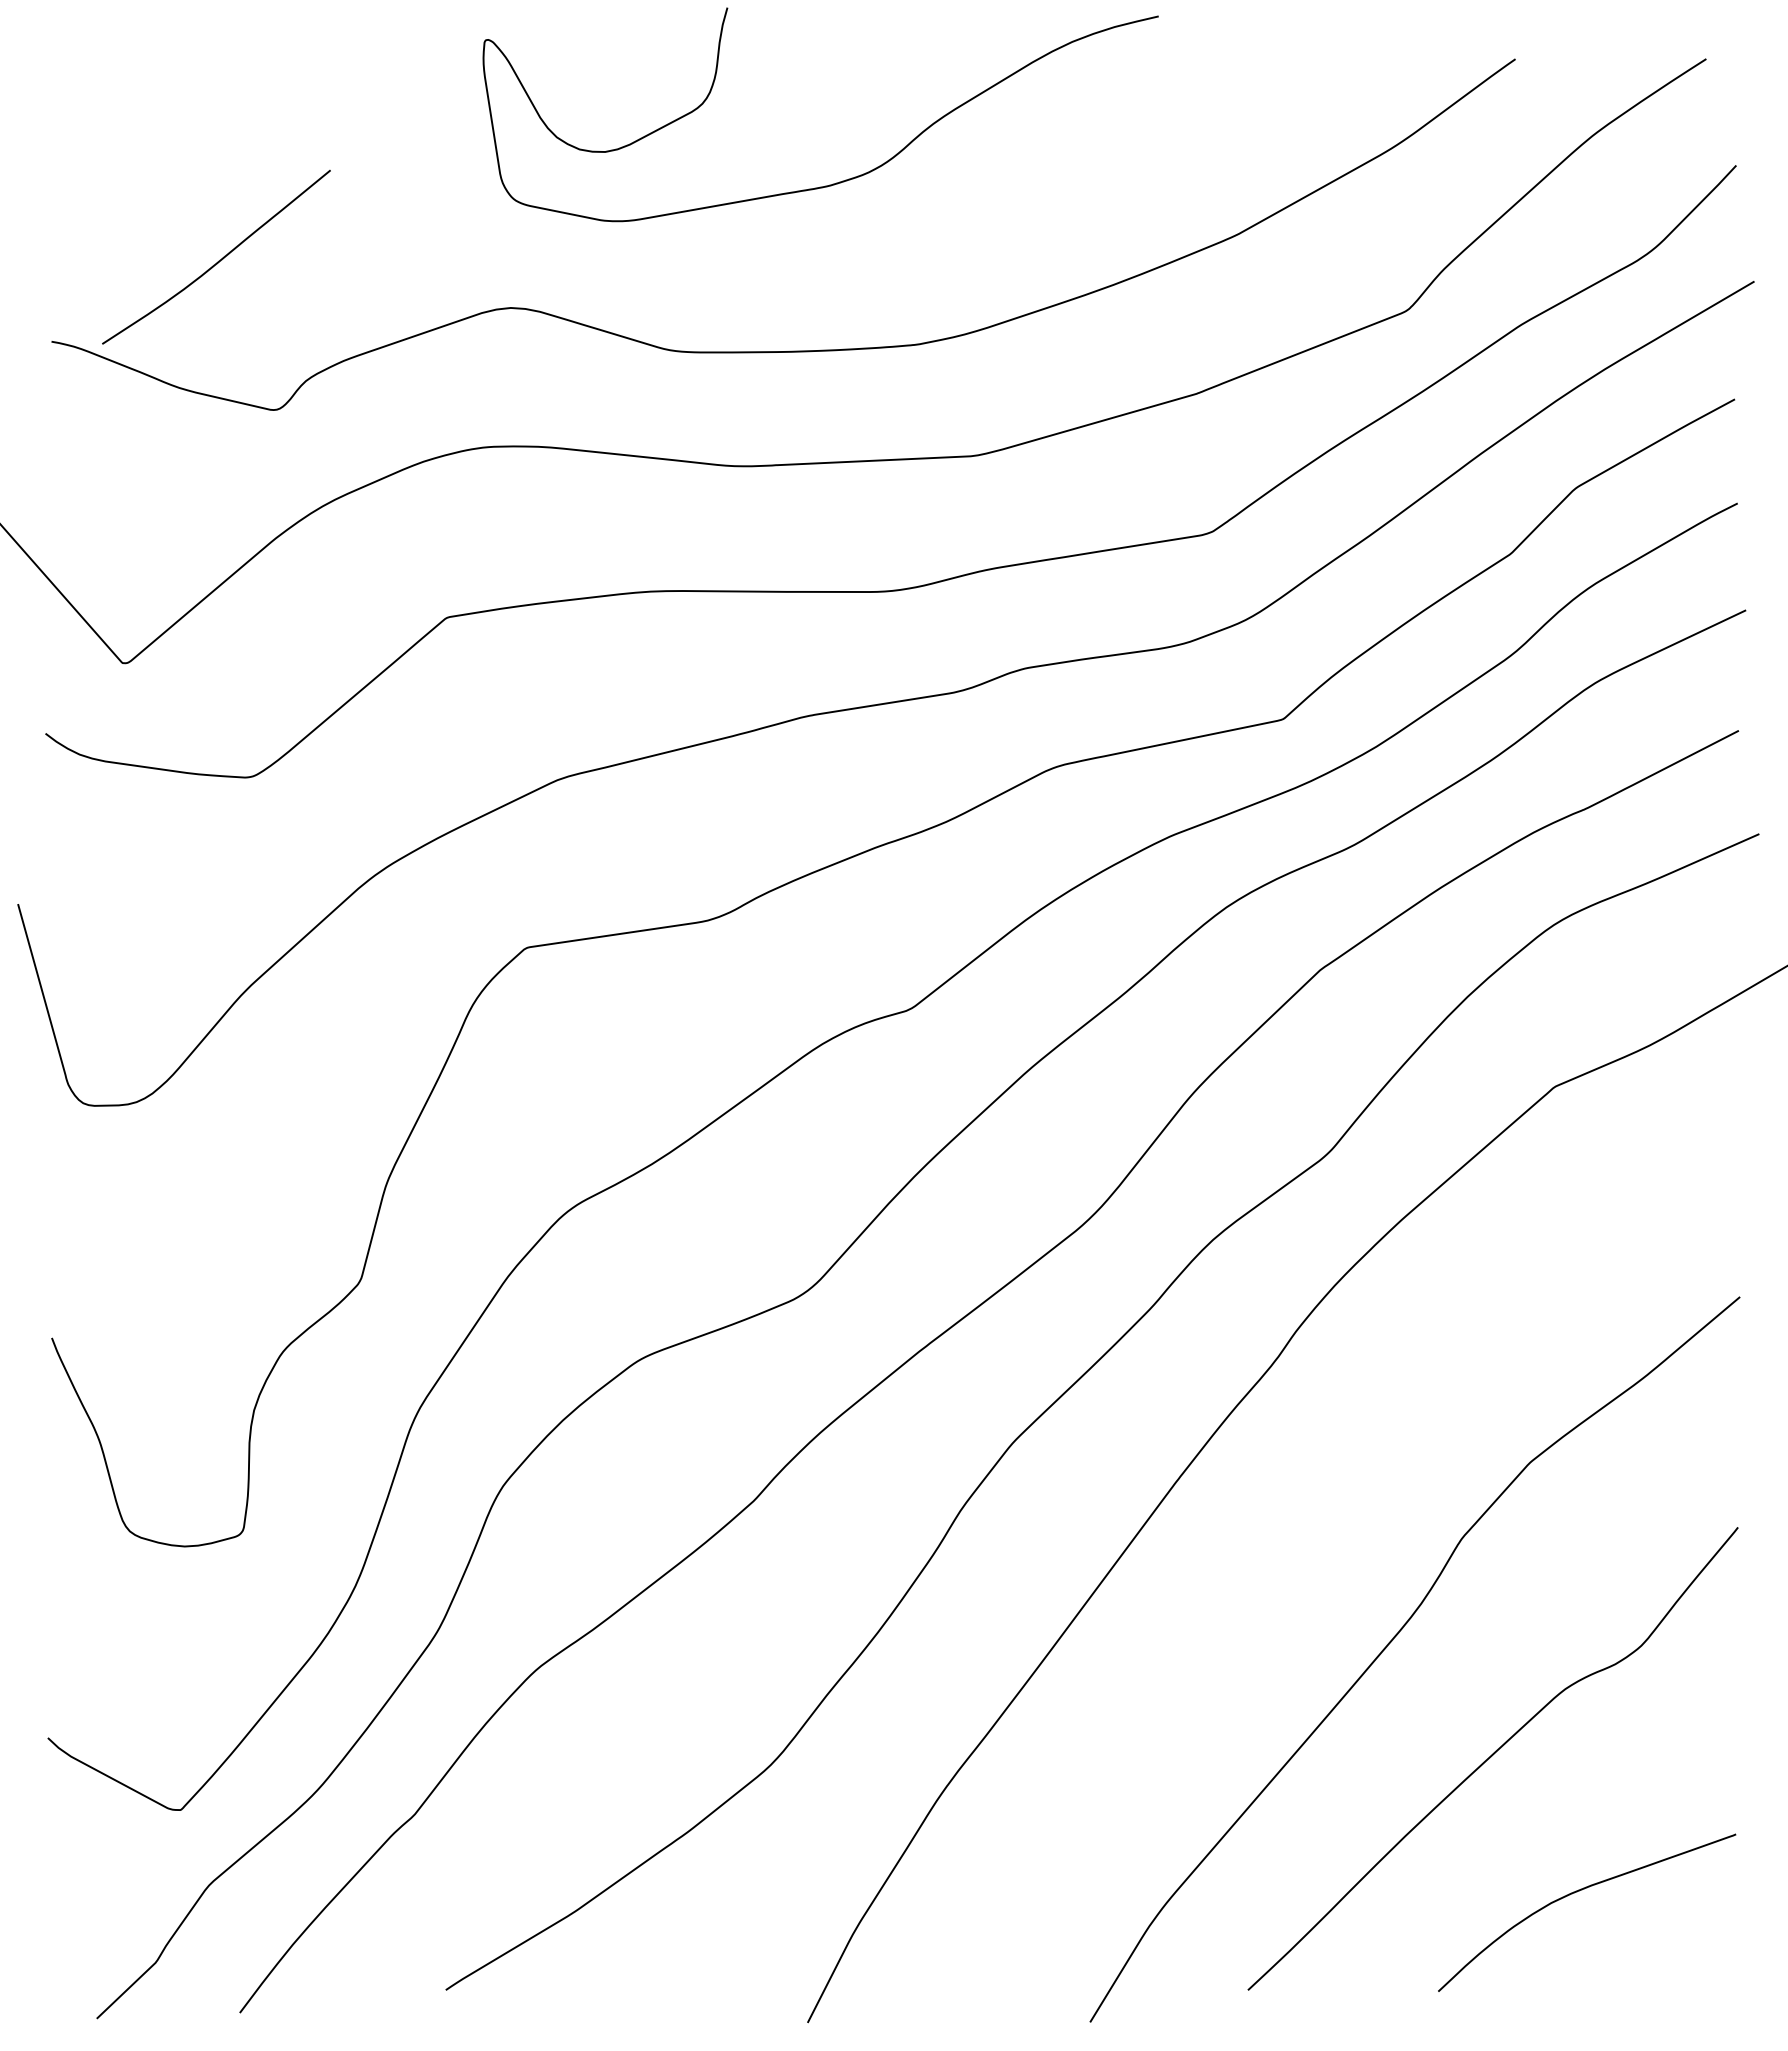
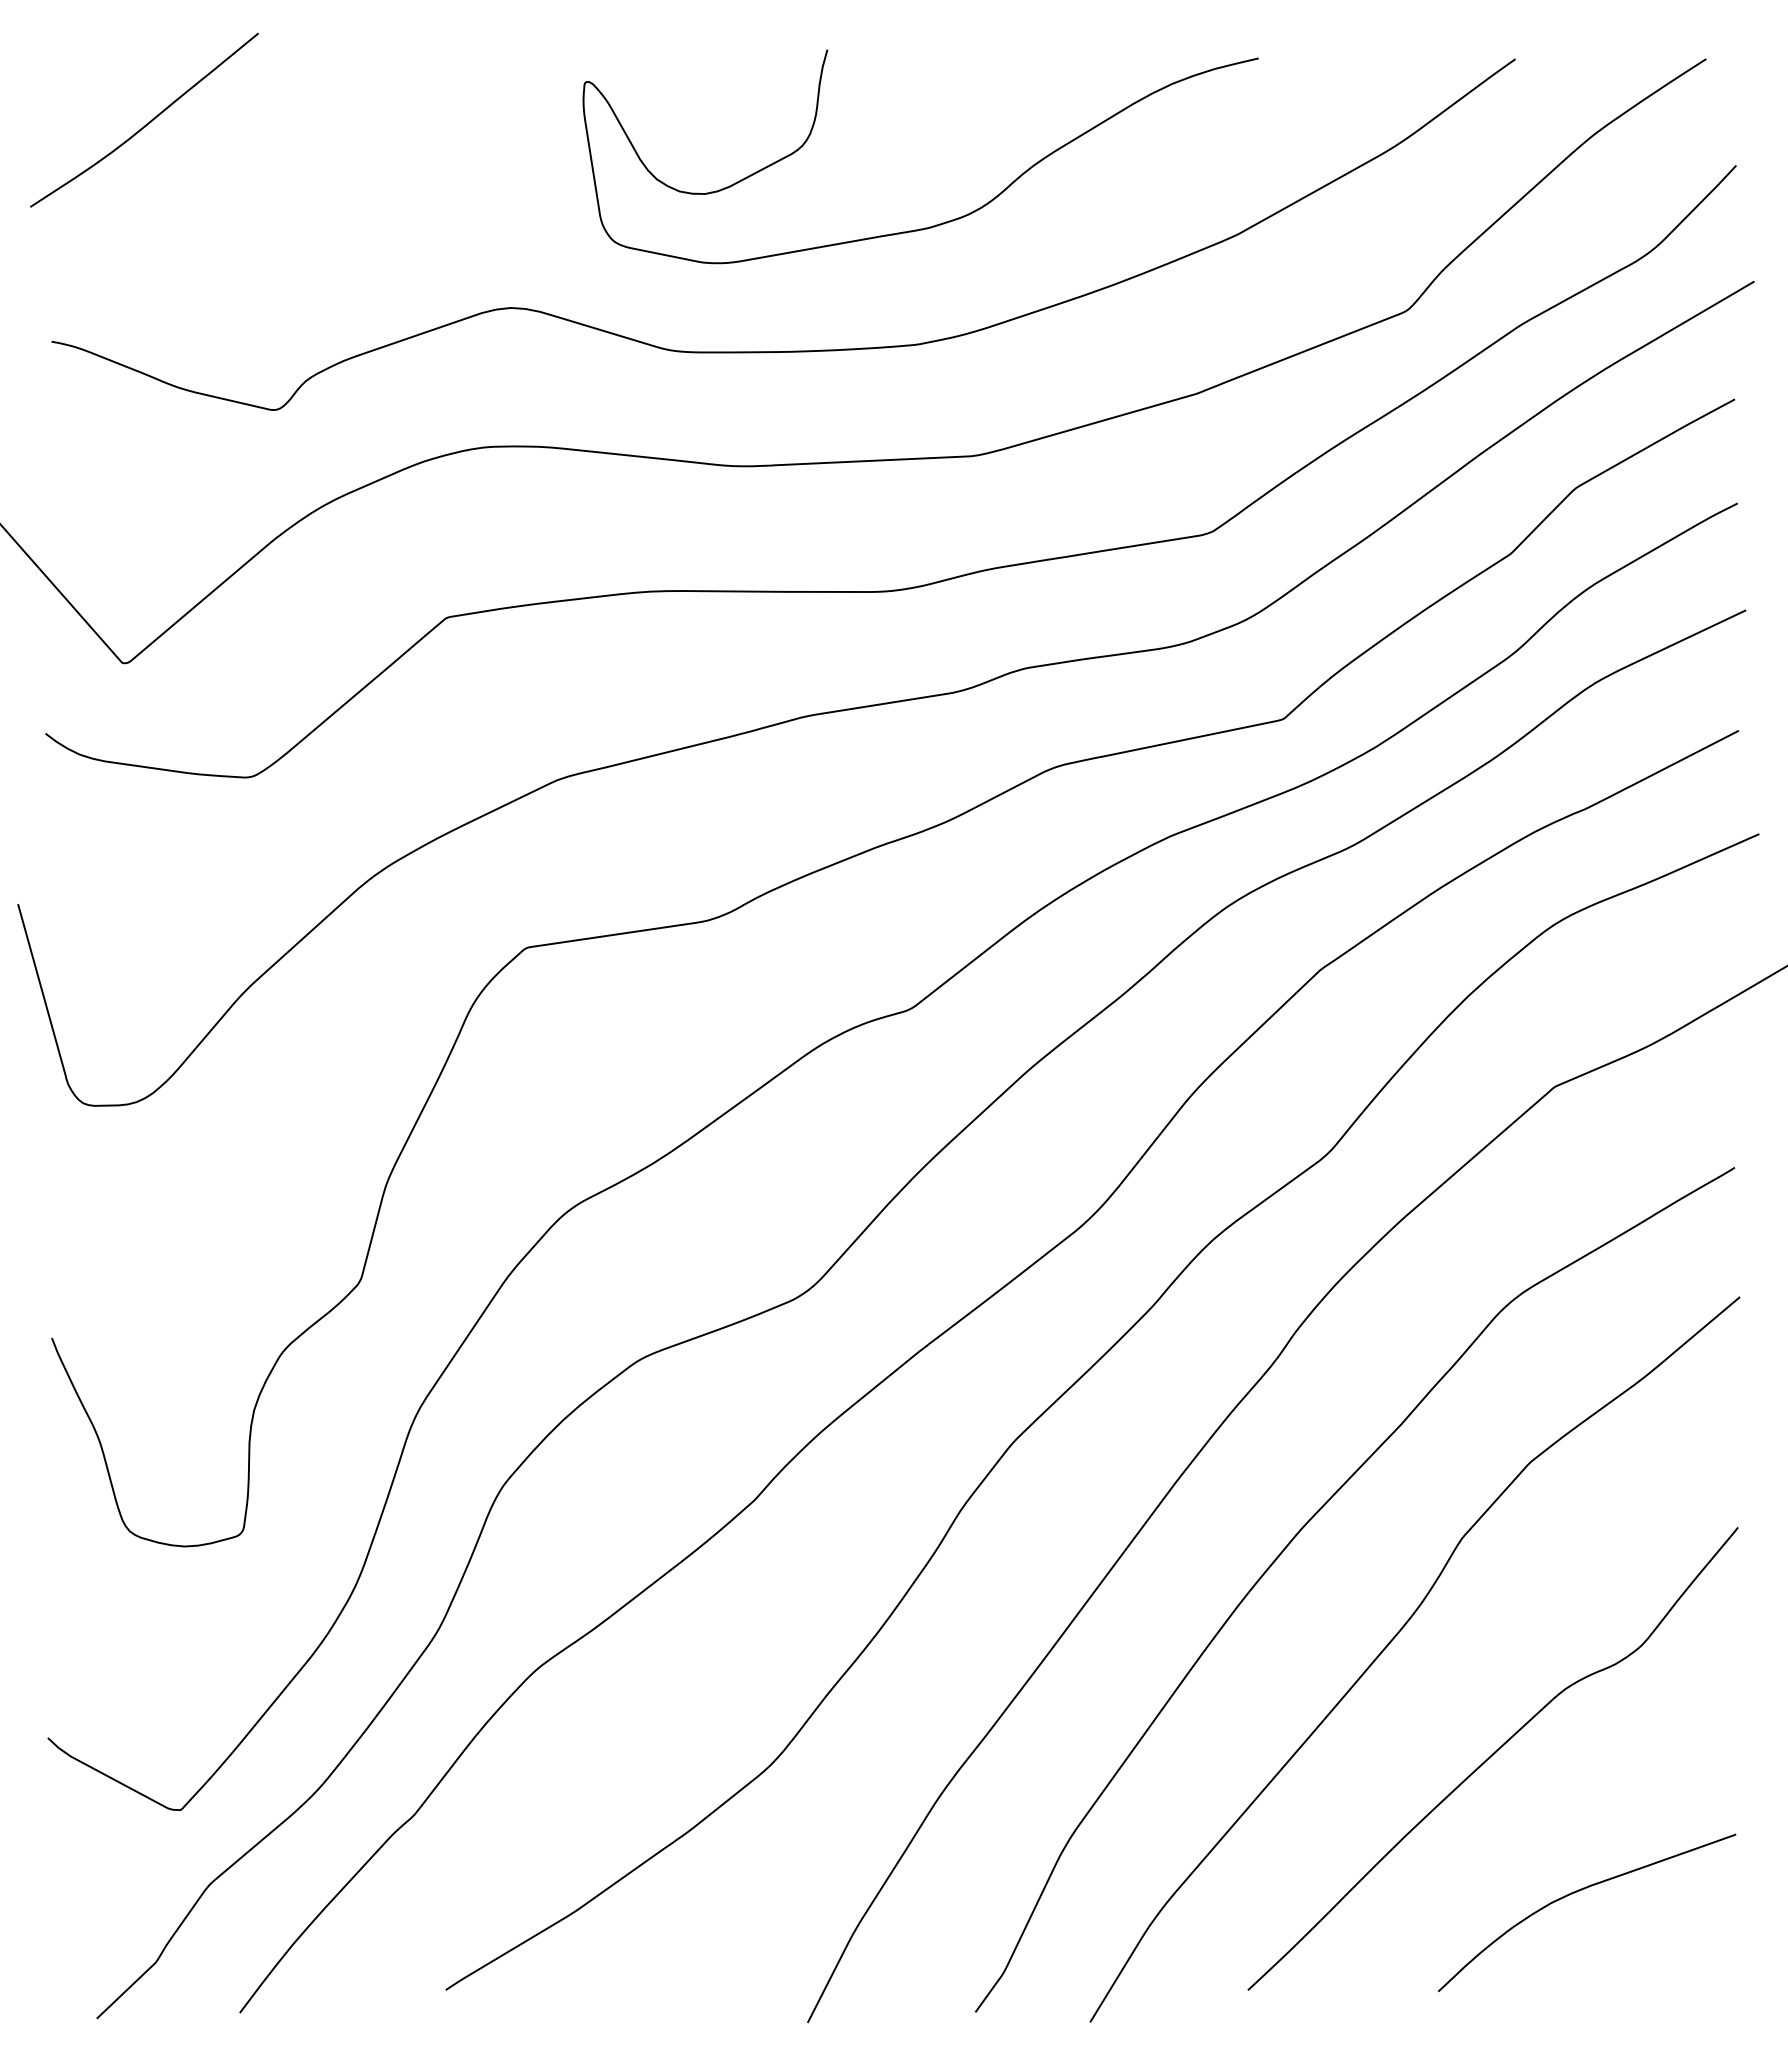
curve position: (842, 180) -> (942, 222) (942, 222)
curve position: (218, 260) -> (146, 123) (146, 123)
curve: none -> present (1292, 1541)
